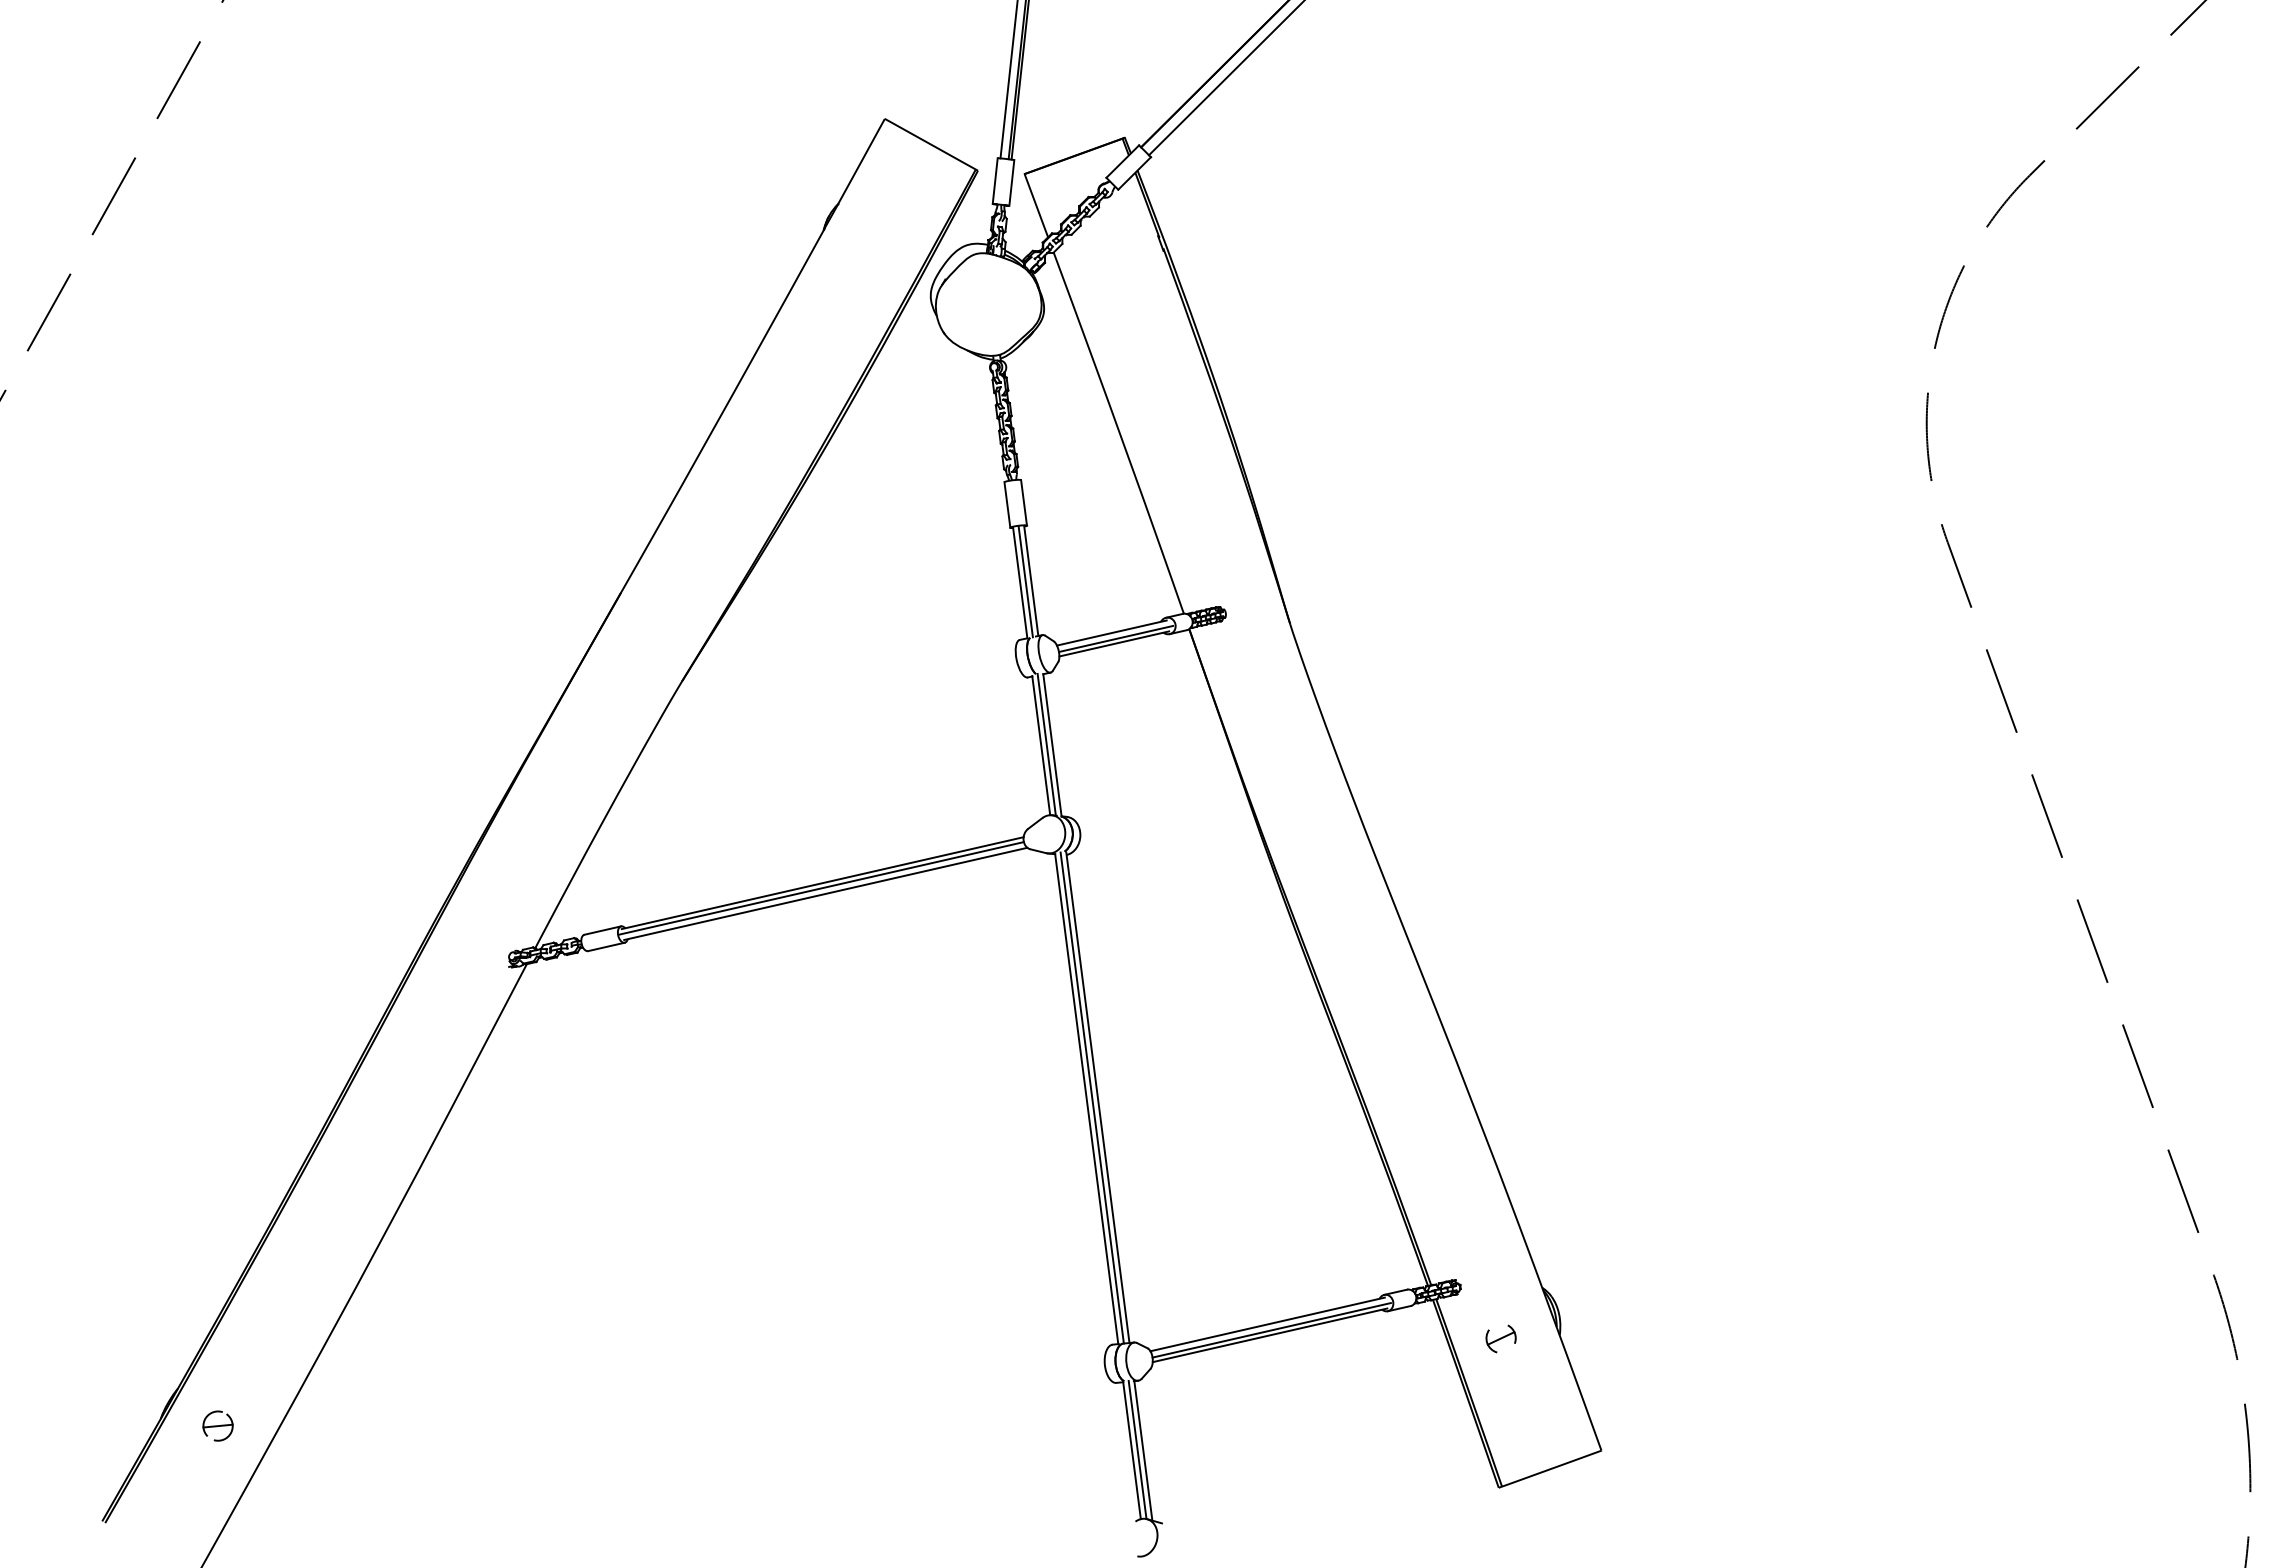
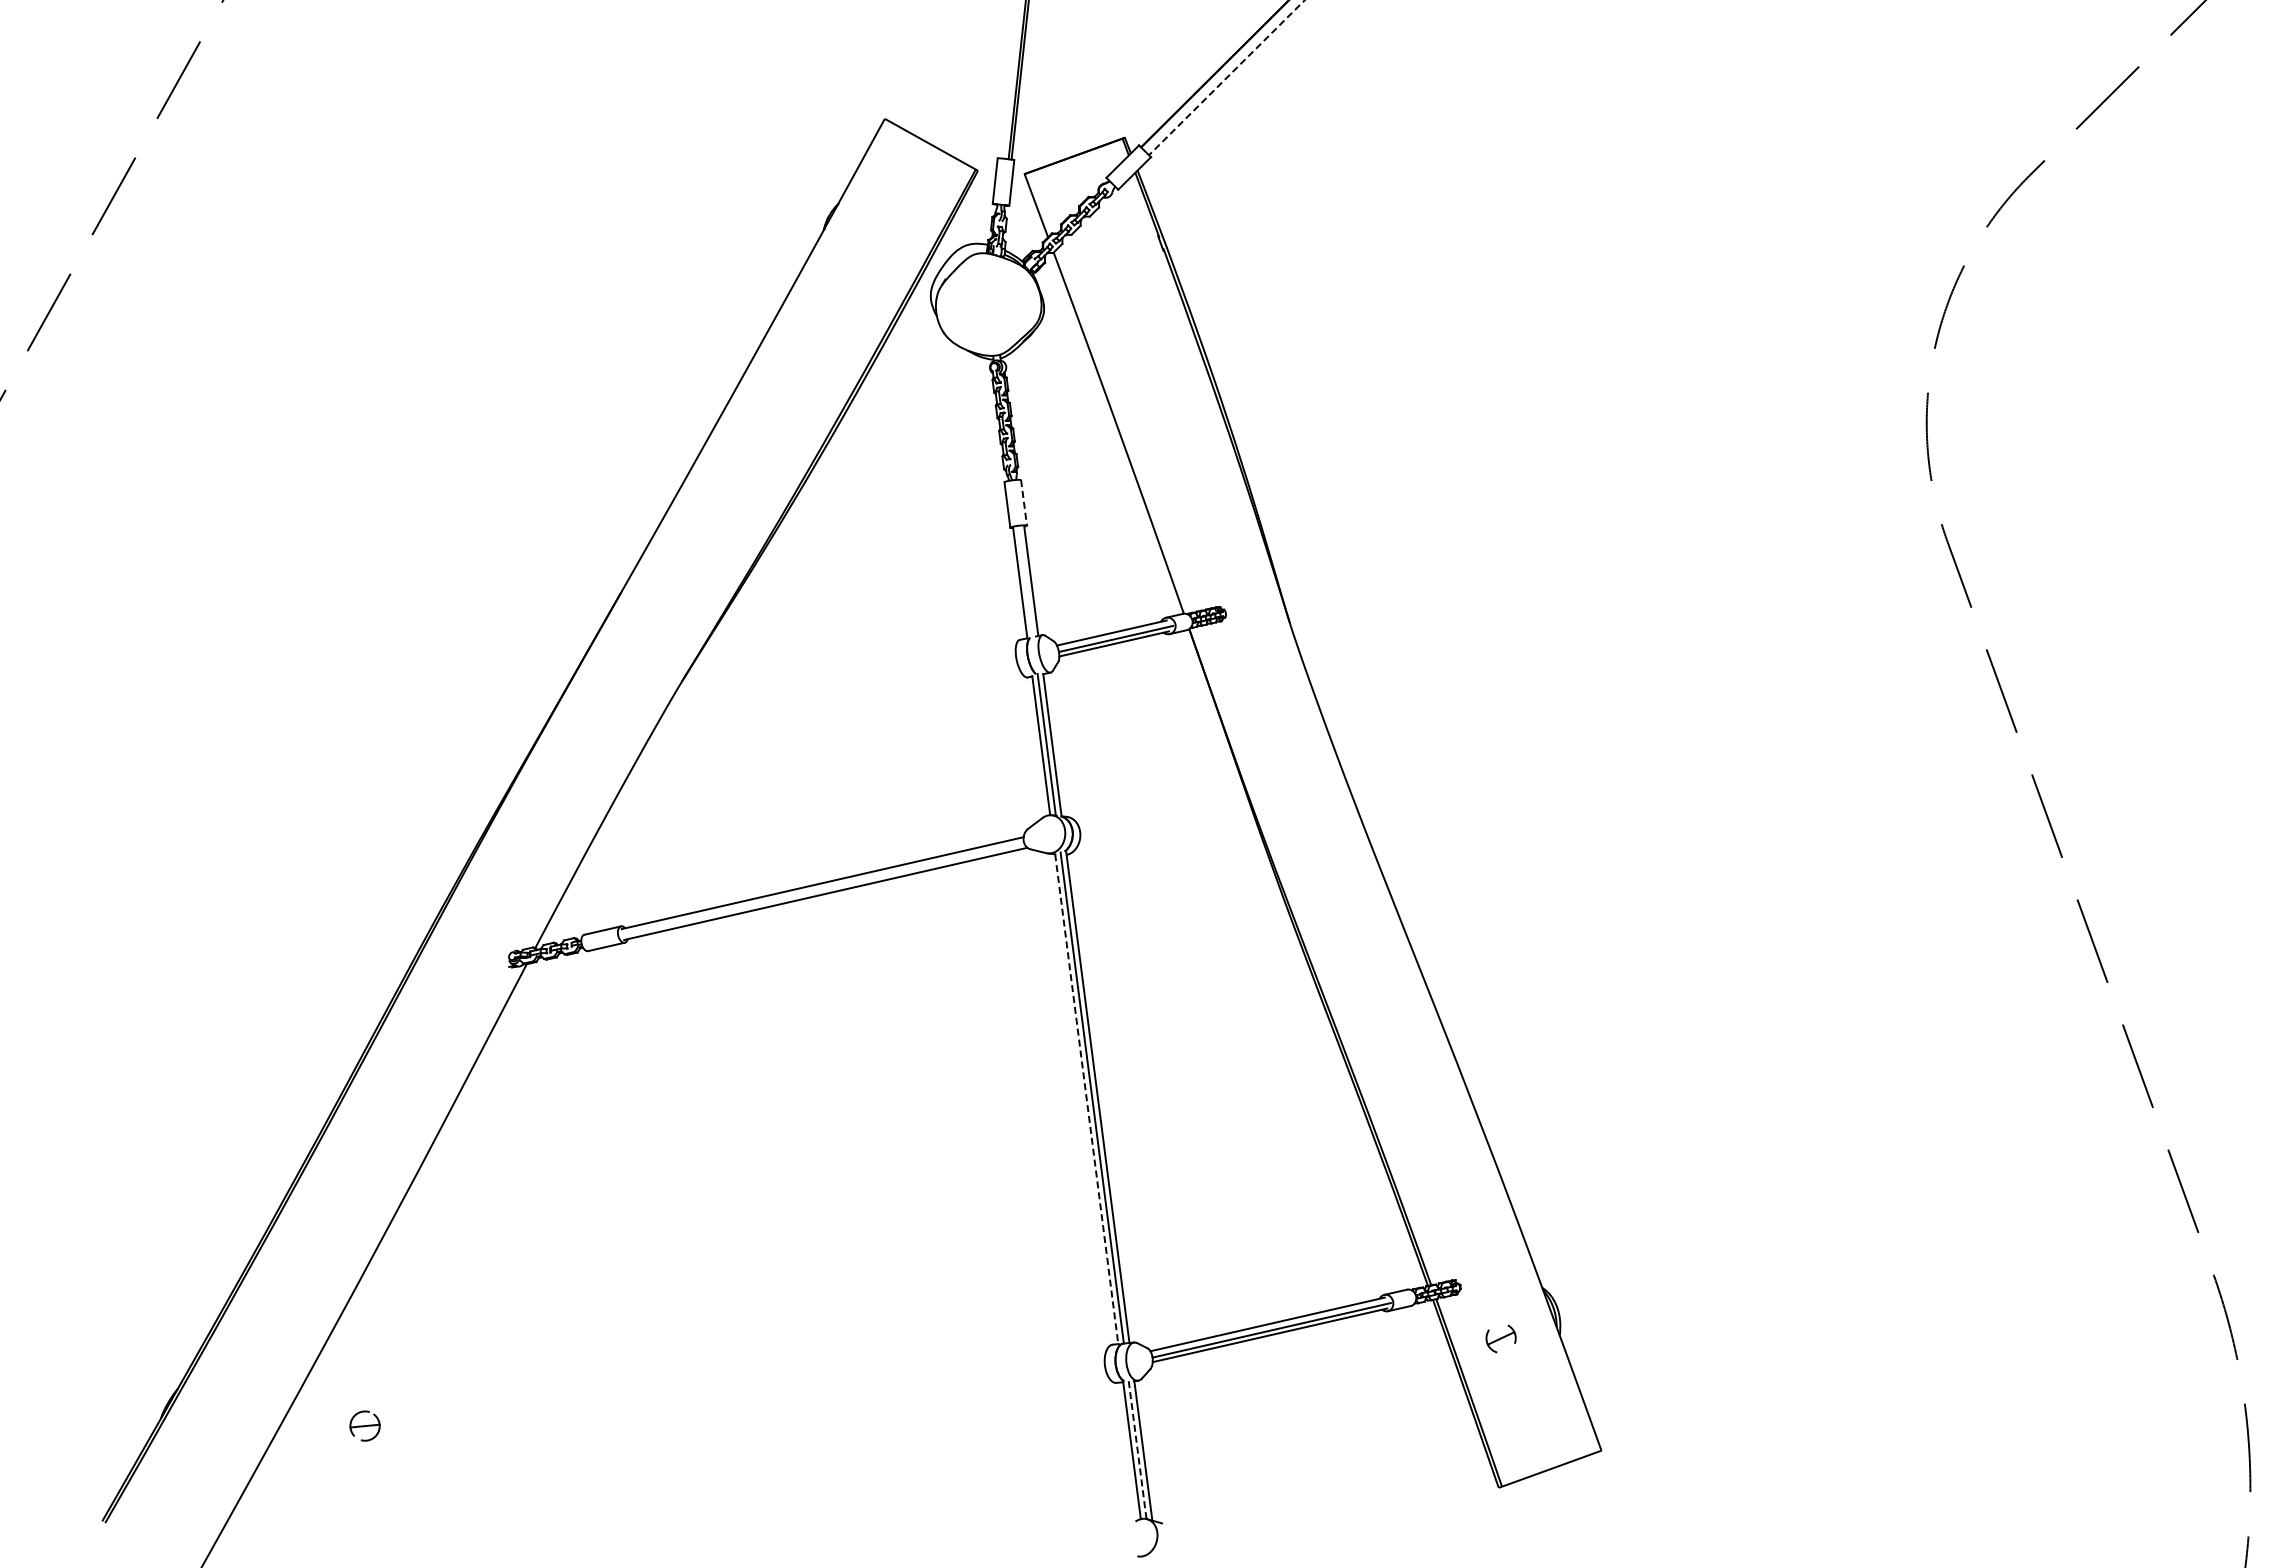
line: solid -> dashed (1226, 77)
line: present -> none (1008, 80)
line: solid -> dashed (1024, 502)
line: present -> none (1025, 581)
line: present -> none (821, 888)
line: solid -> dashed (1086, 1099)
part position: (217, 1425) -> (364, 1425) (364, 1425)
line: solid -> dashed (1137, 1449)
